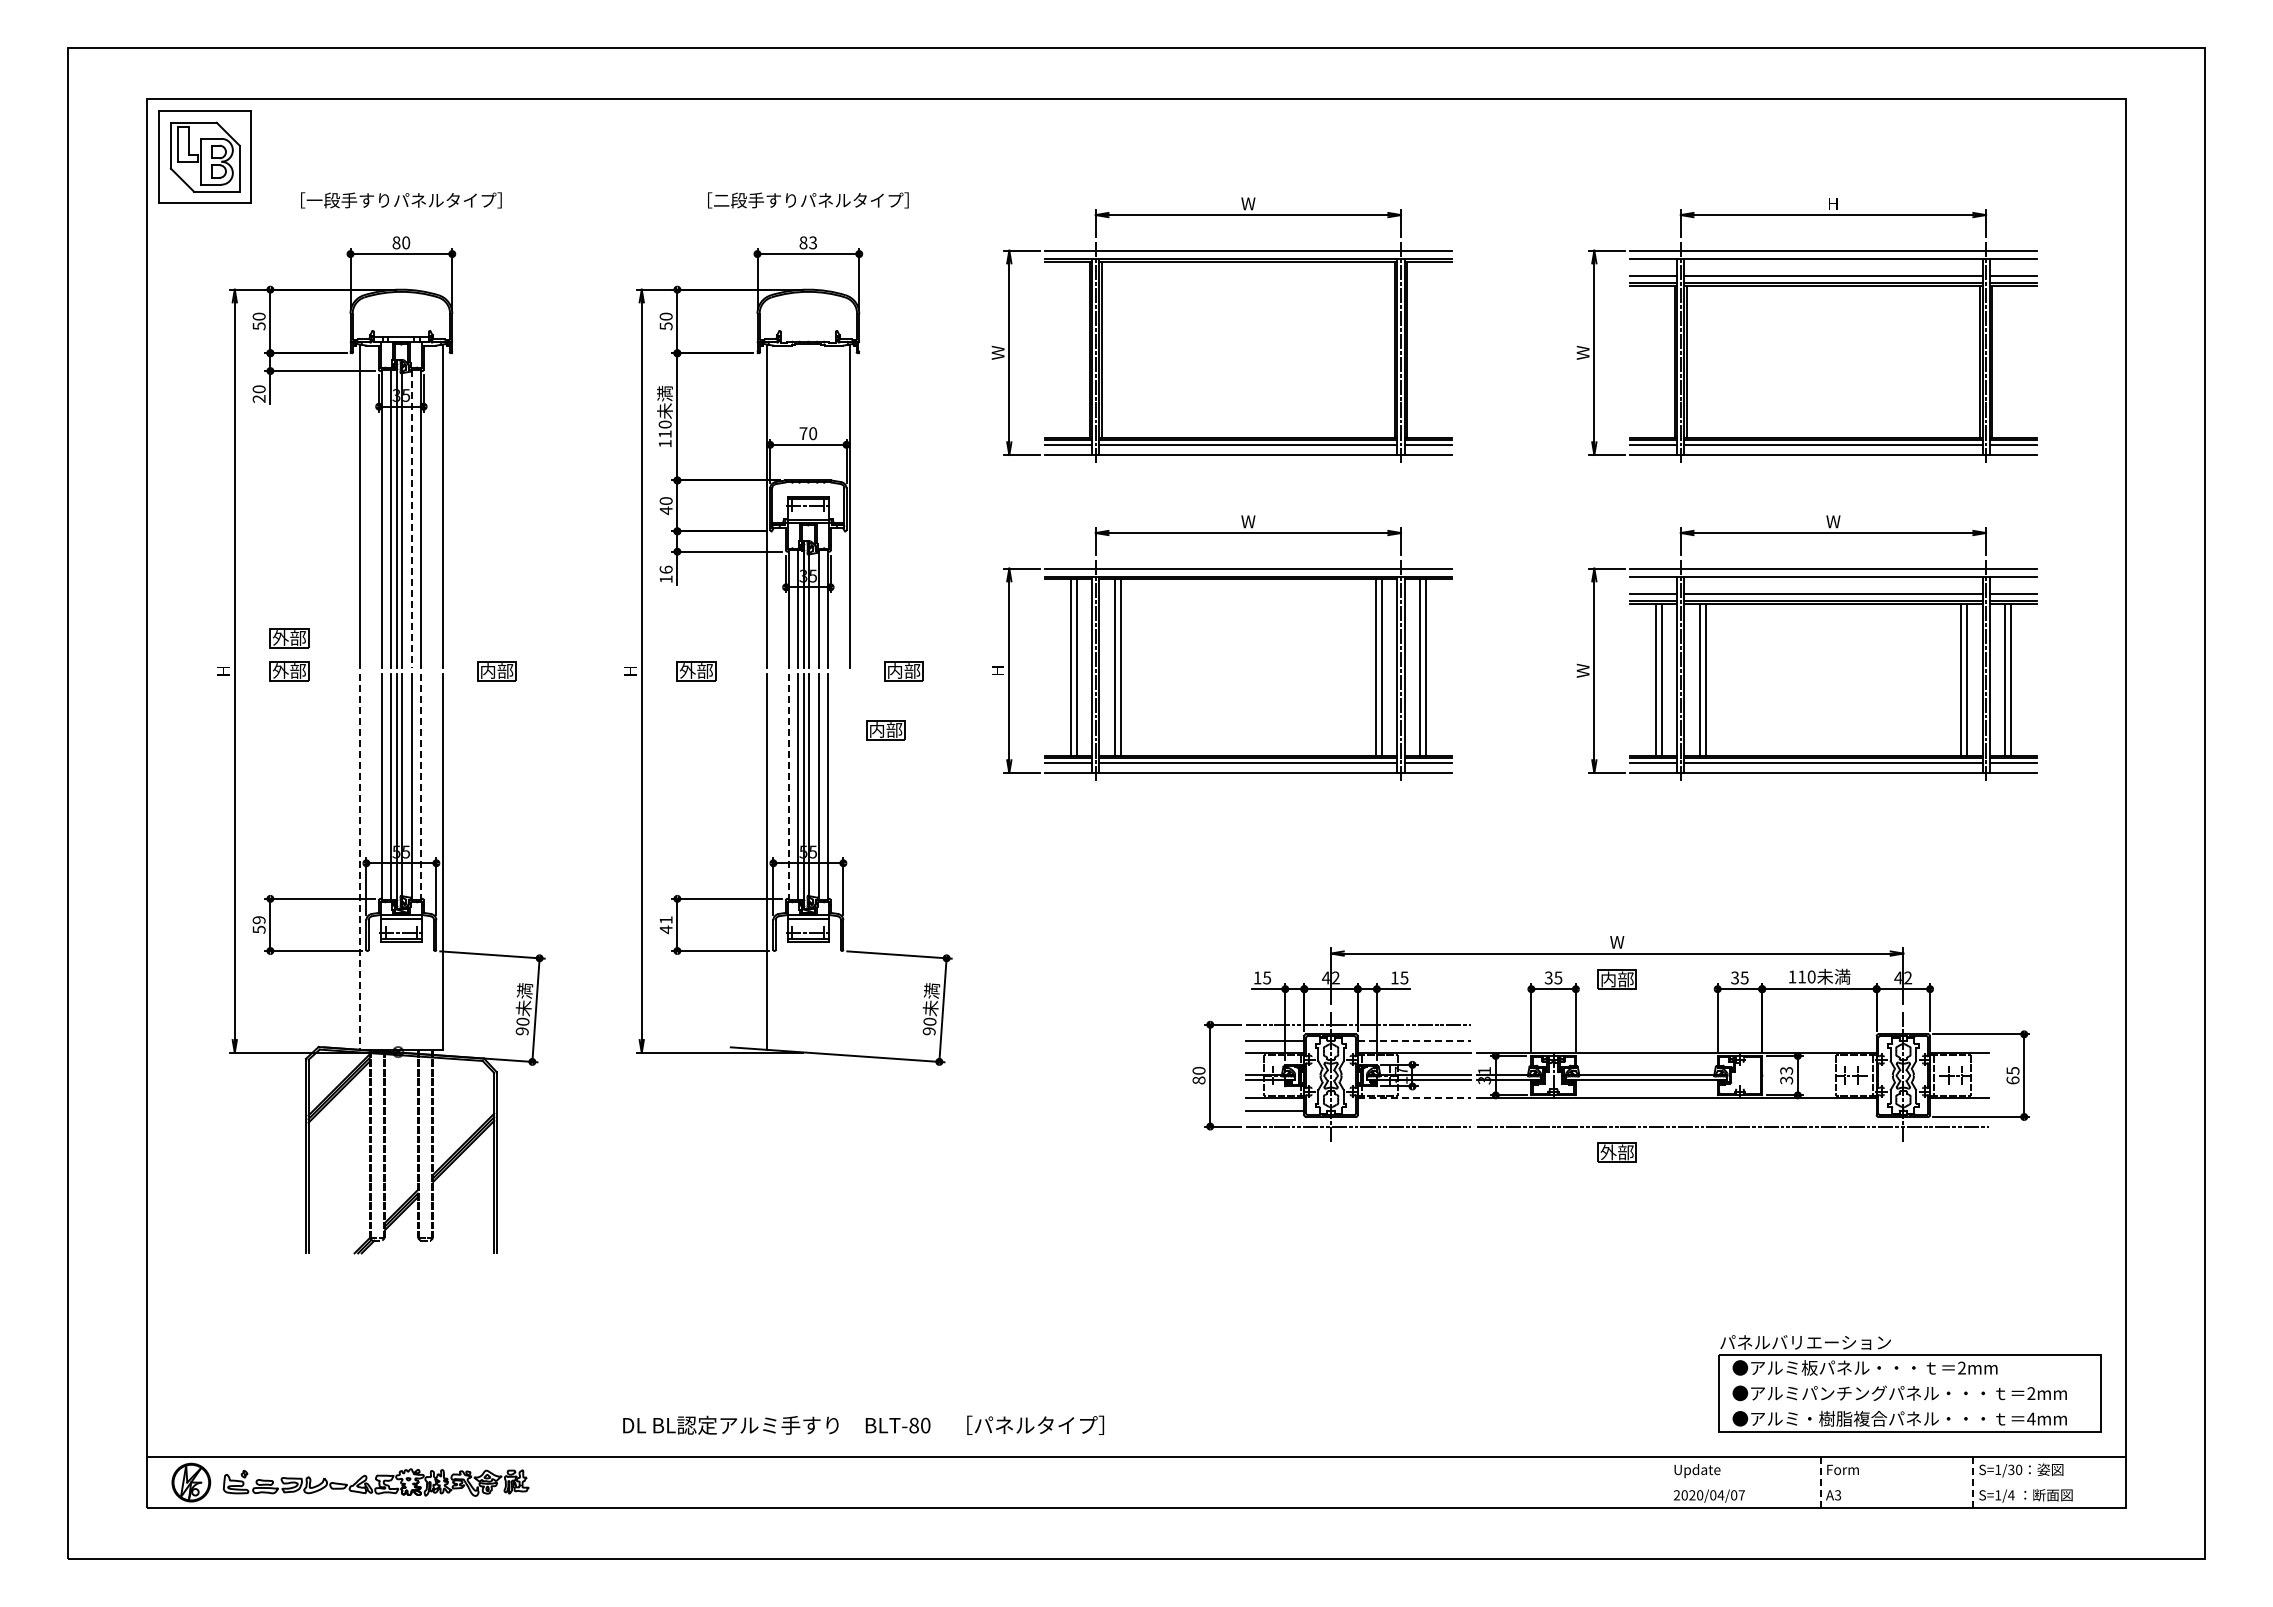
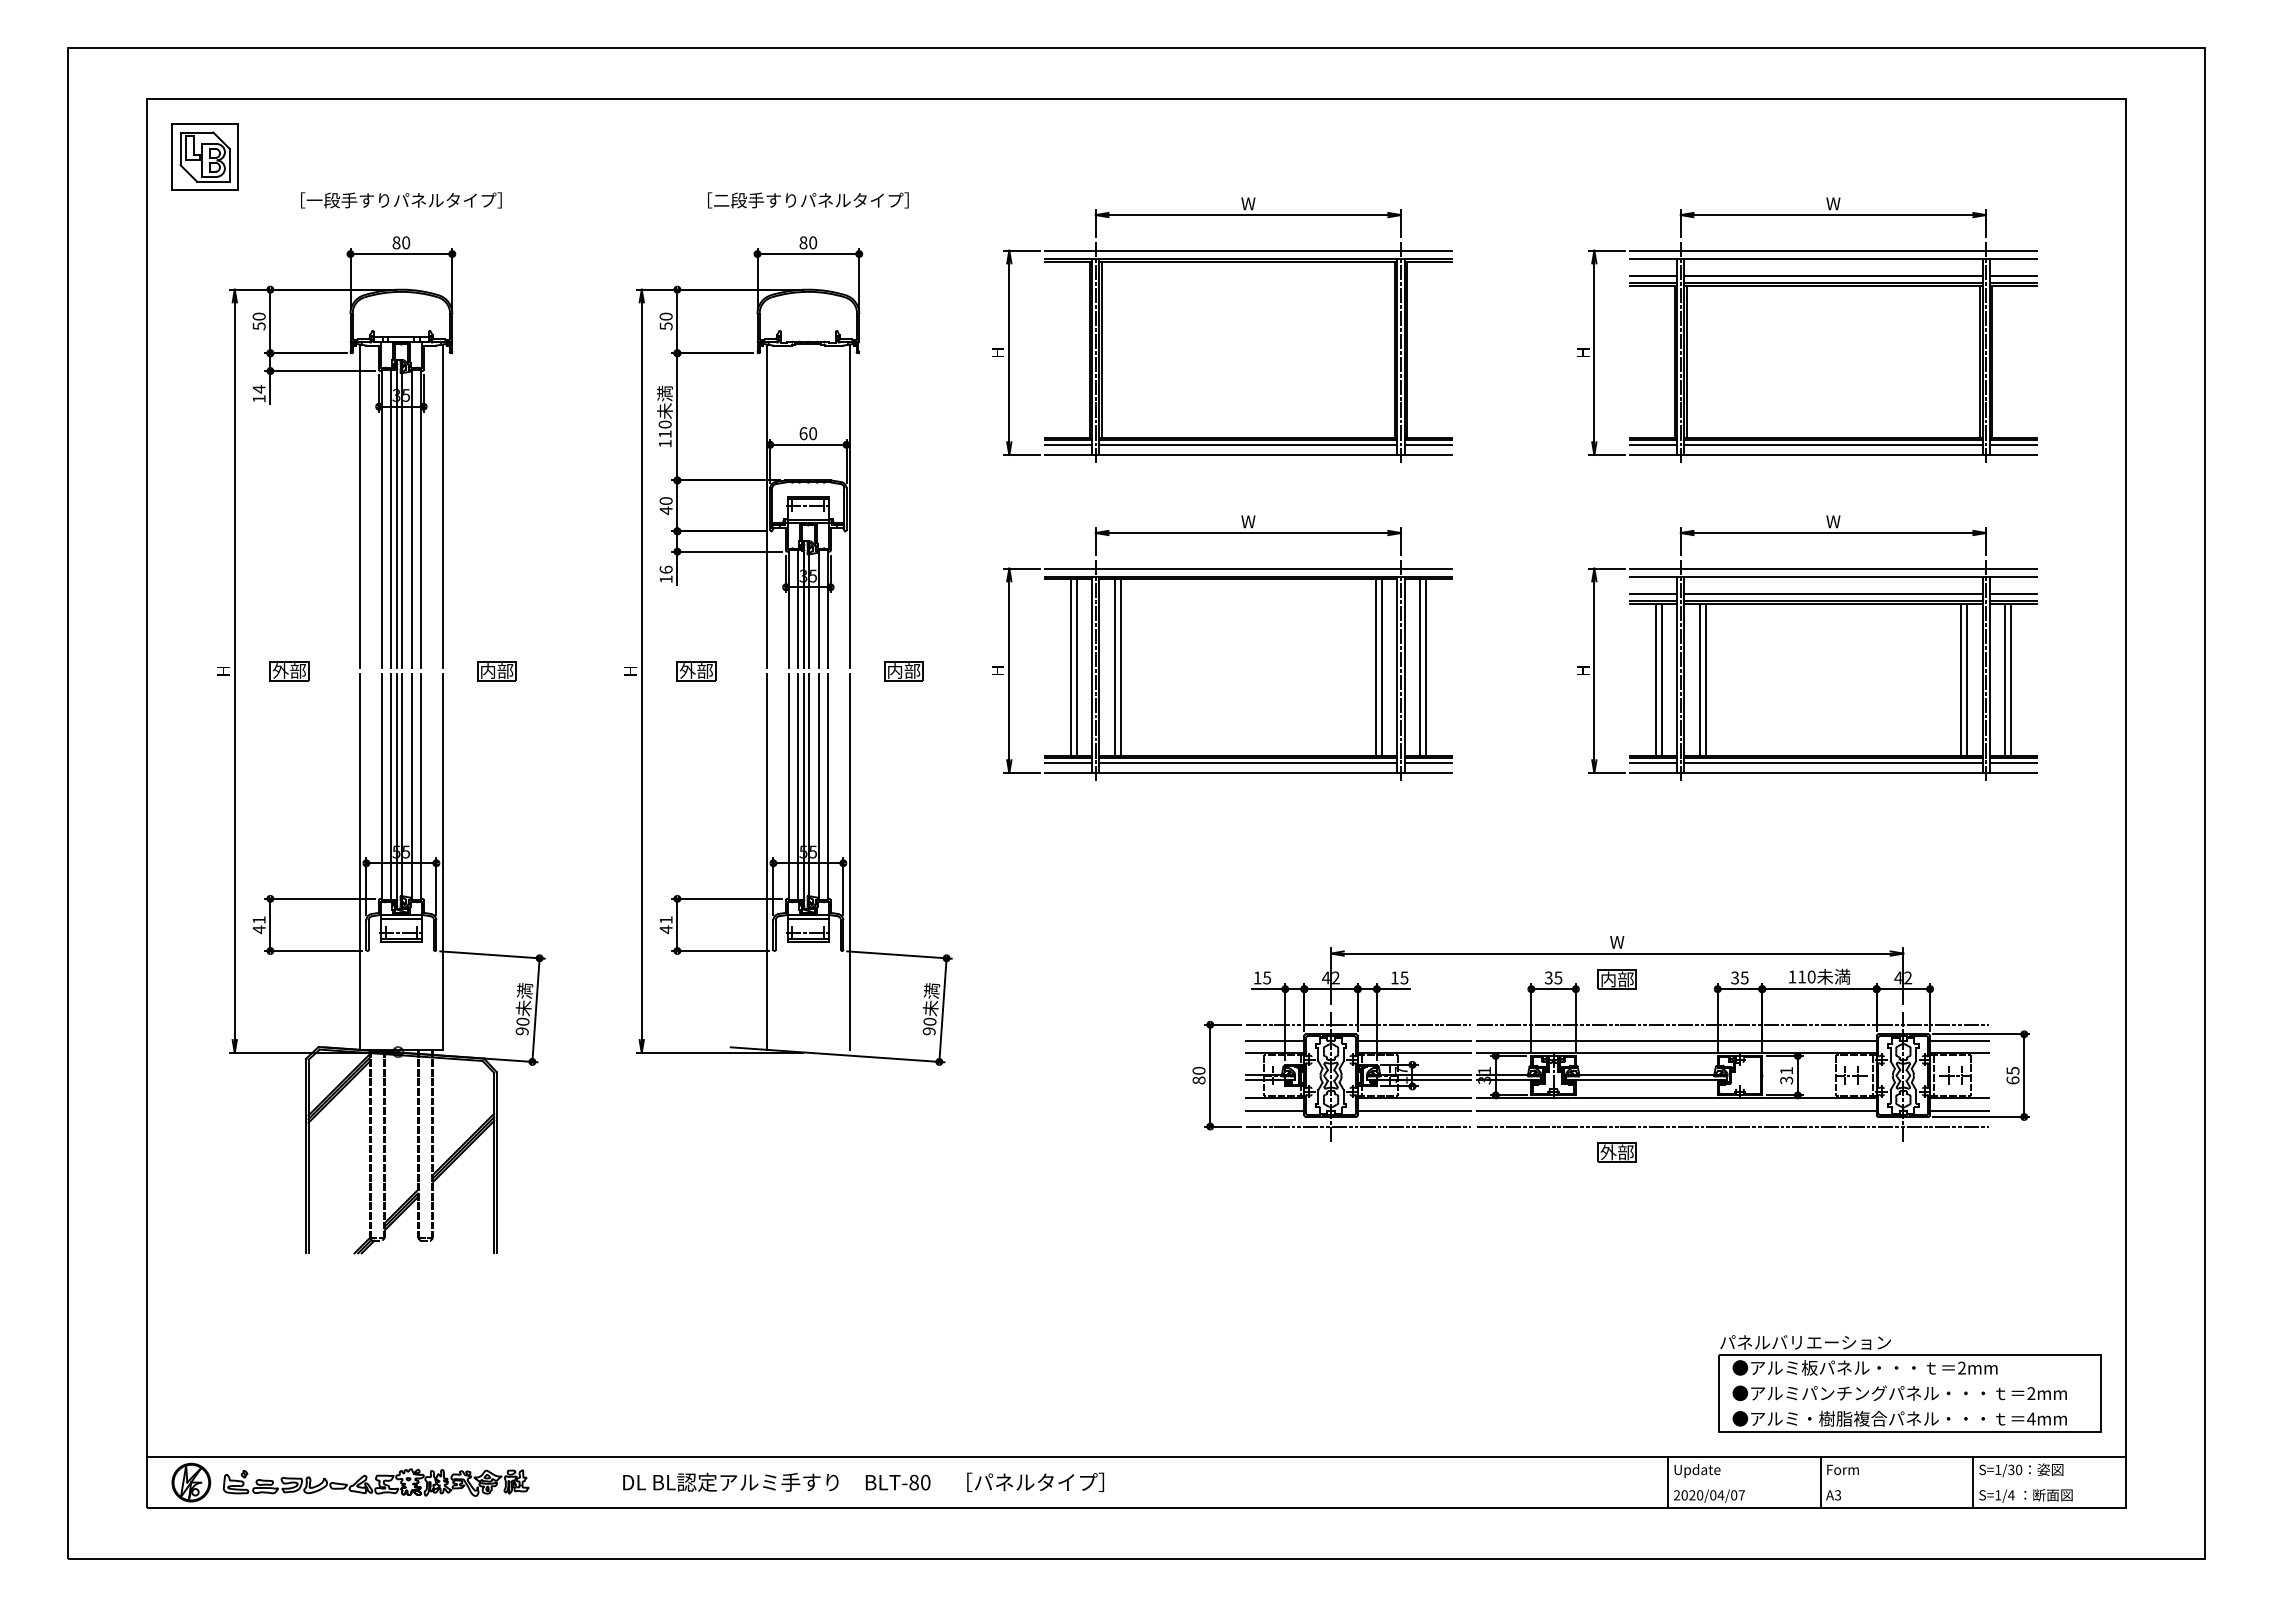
part size: 94x94 px -> 68x68 px (204, 156)
text: H -> W (1833, 203)
text: 83 -> 80 (813, 242)
text: W -> H (997, 352)
text: W -> H (1582, 352)
text: 20 -> 14 (258, 393)
text: 70 -> 60 (803, 433)
line: dashed -> solid (412, 519)
part: present -> none (289, 638)
text: W -> H (1582, 670)
part: present -> none (885, 730)
line: dashed -> solid (421, 787)
line: dashed -> solid (788, 787)
line: none -> present (849, 861)
line: dashed -> solid (360, 862)
text: 59 -> 41 (258, 925)
line: none -> present (1732, 1024)
line: dashed -> solid (1414, 1040)
line: none -> present (1676, 1040)
line: none -> present (1959, 1040)
text: 33 -> 31 (1786, 1070)
line: dashed -> solid (1414, 1097)
line: none -> present (1413, 1110)
line: none -> present (1676, 1110)
line: none -> present (1959, 1110)
text position: (863, 1424) -> (863, 1481) (863, 1481)
line: none -> present (1668, 1482)
line: dashed -> solid (1820, 1483)
line: dashed -> solid (1973, 1483)
